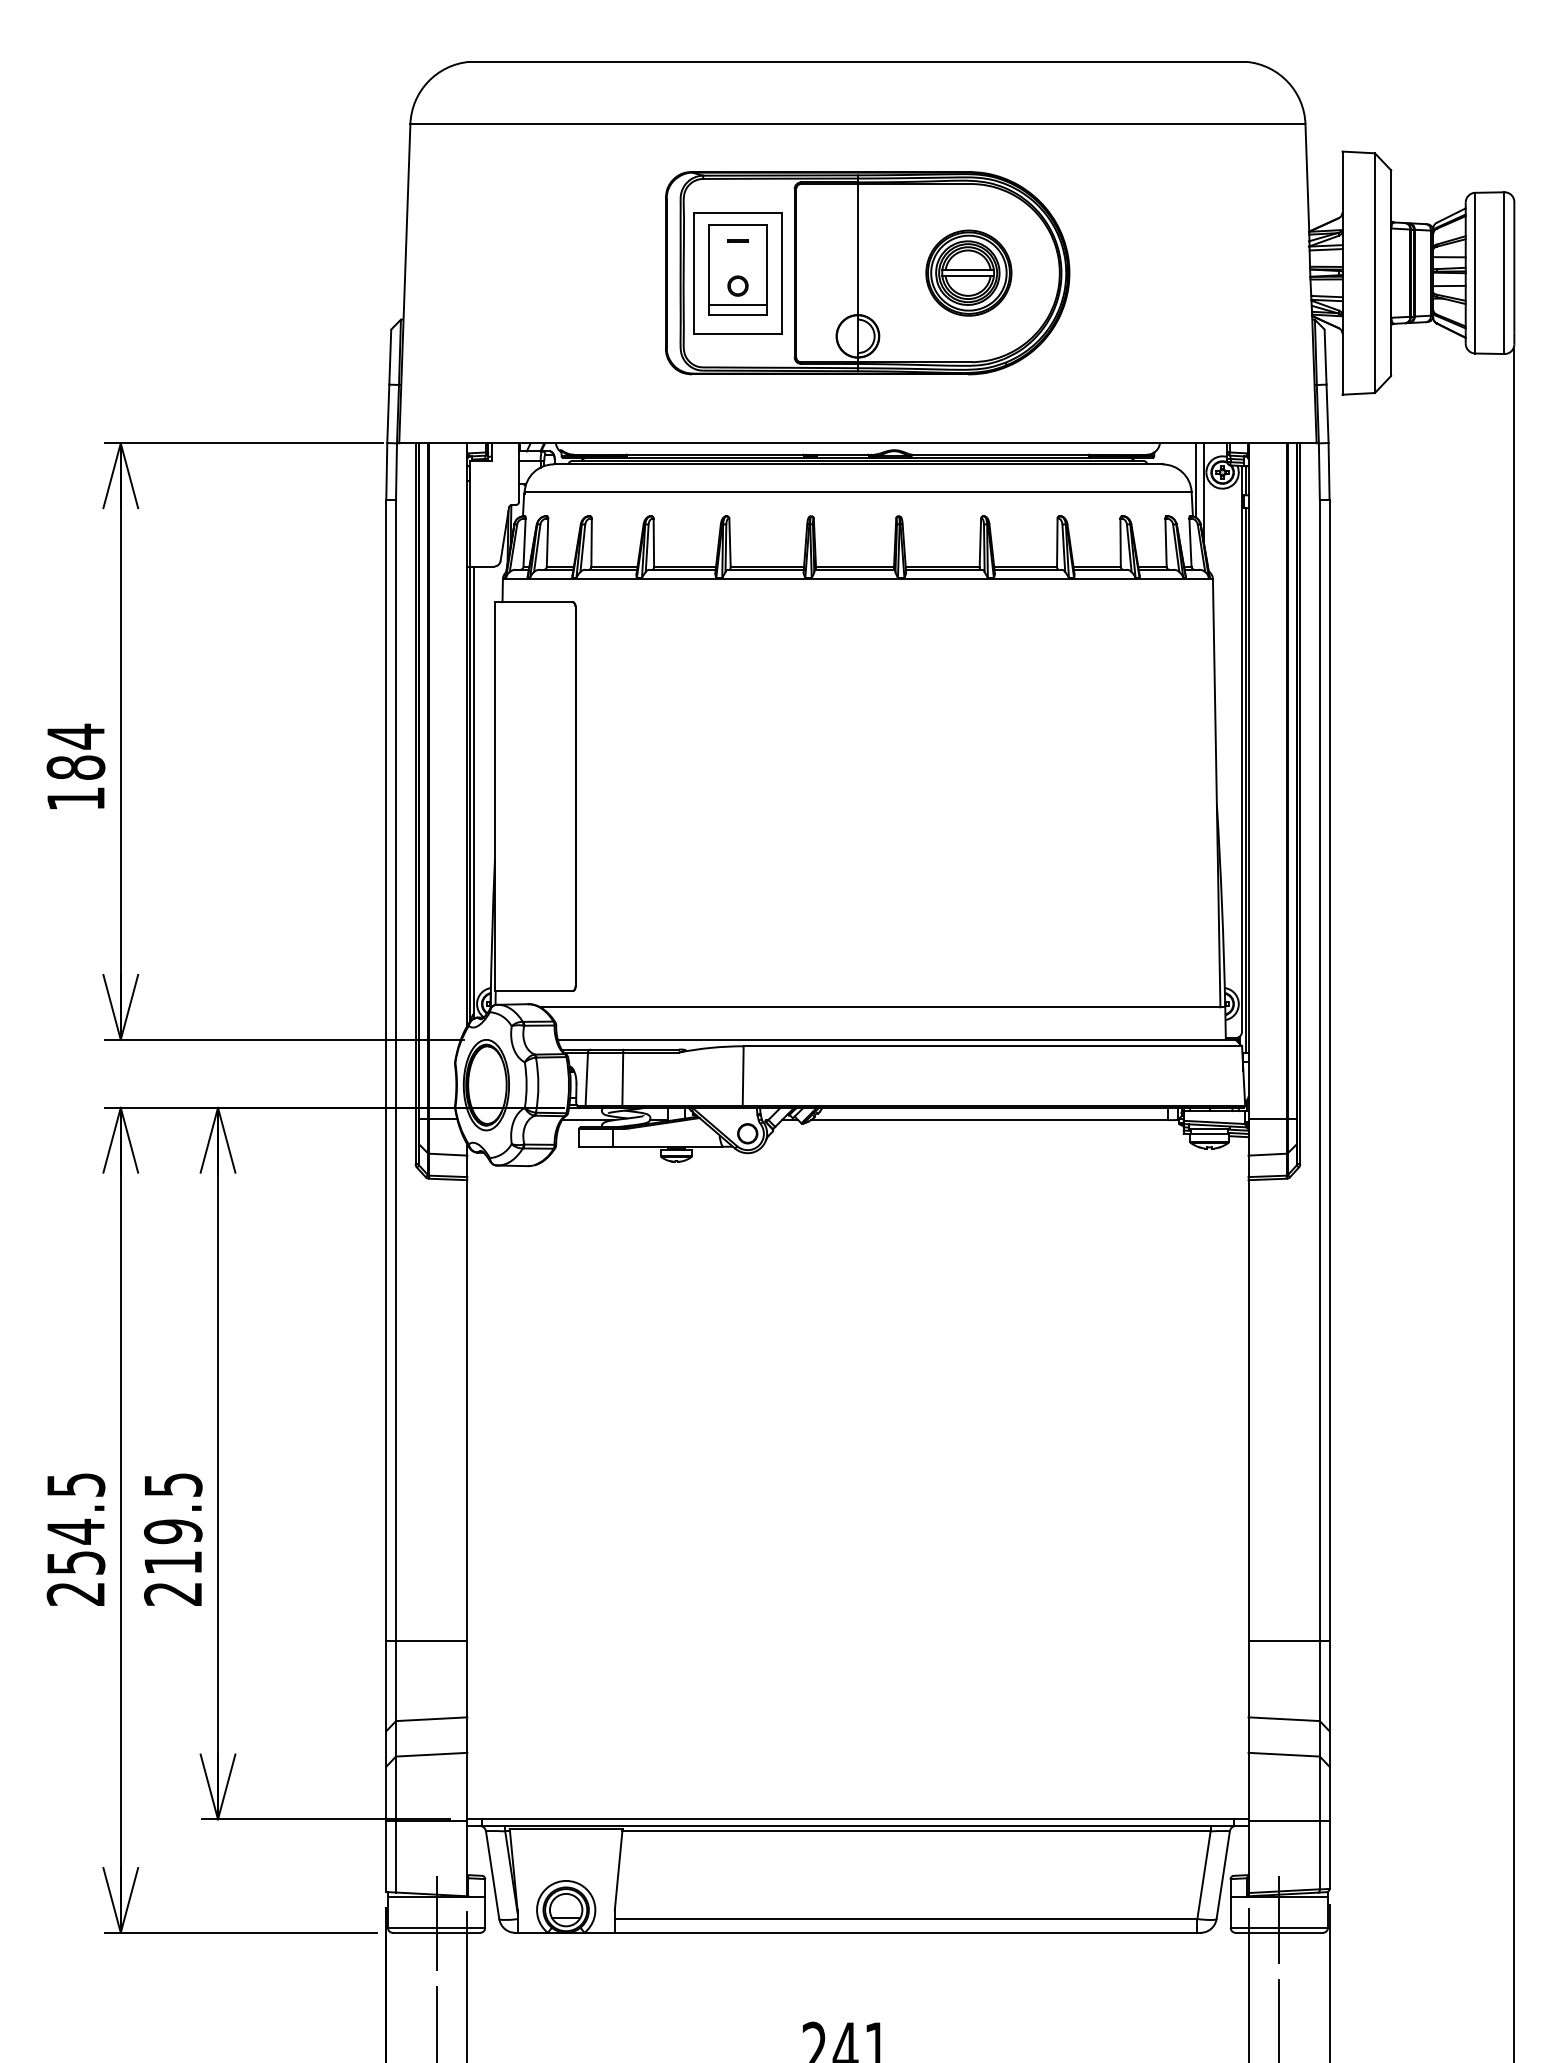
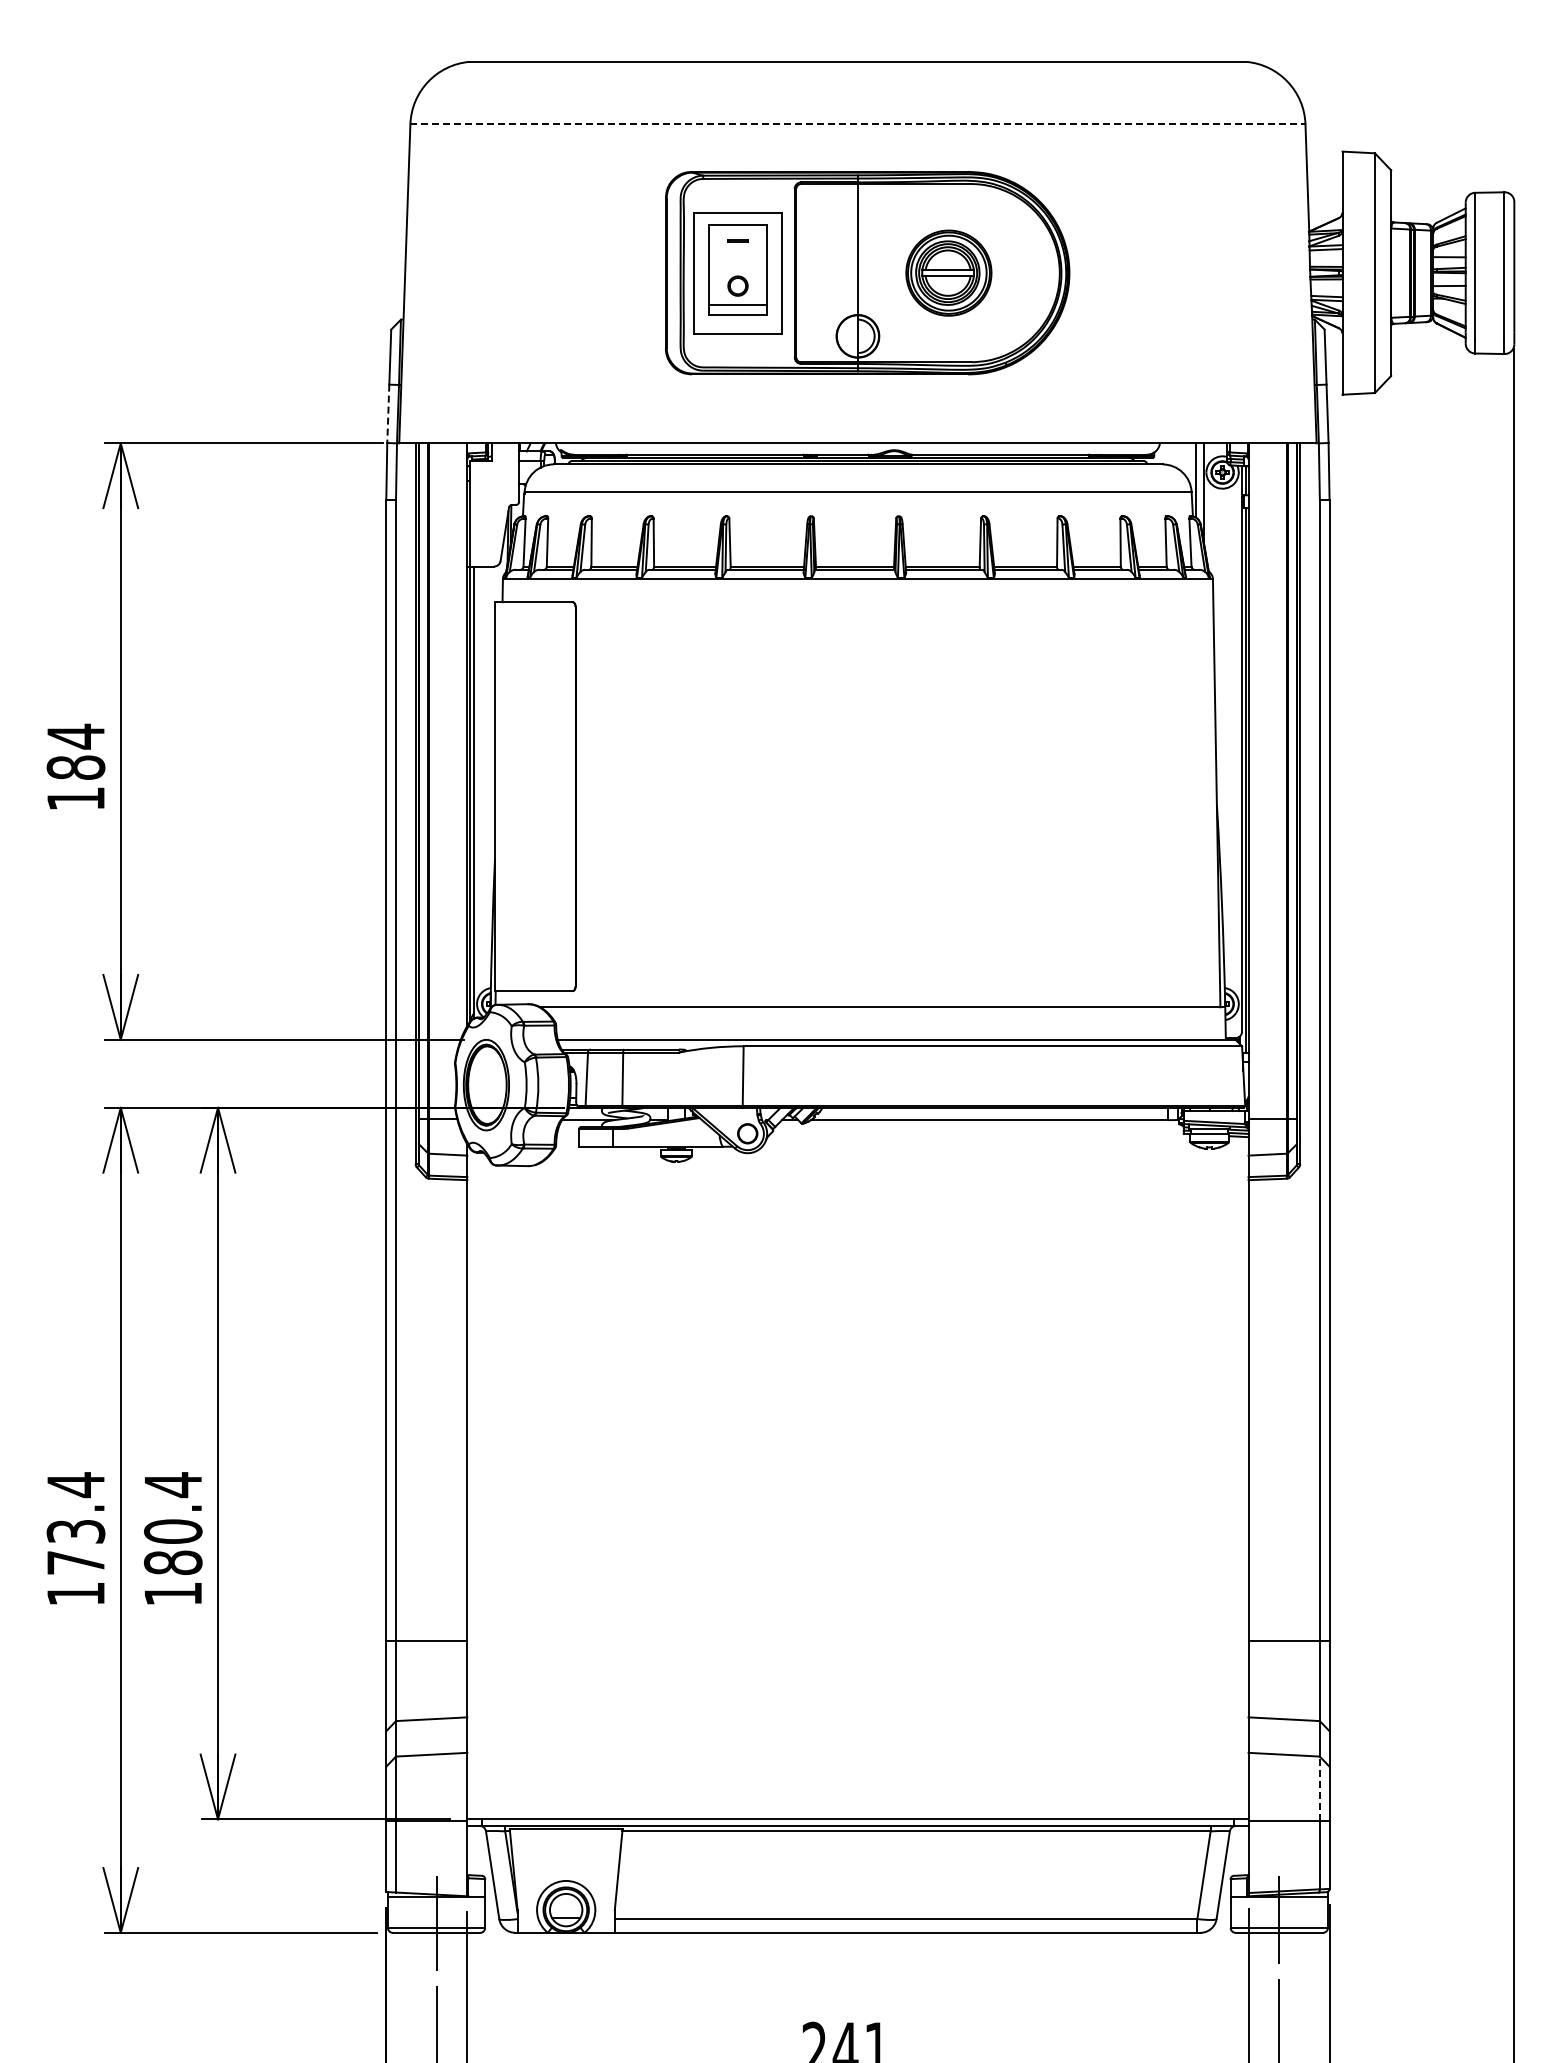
line: solid -> dashed (857, 124)
part position: (968, 272) -> (948, 272) (948, 272)
line: solid -> dashed (388, 414)
text: 254.5 -> 173.4 (75, 1538)
text: 219.5 -> 180.4 (172, 1538)
line: solid -> dashed (1319, 1788)
